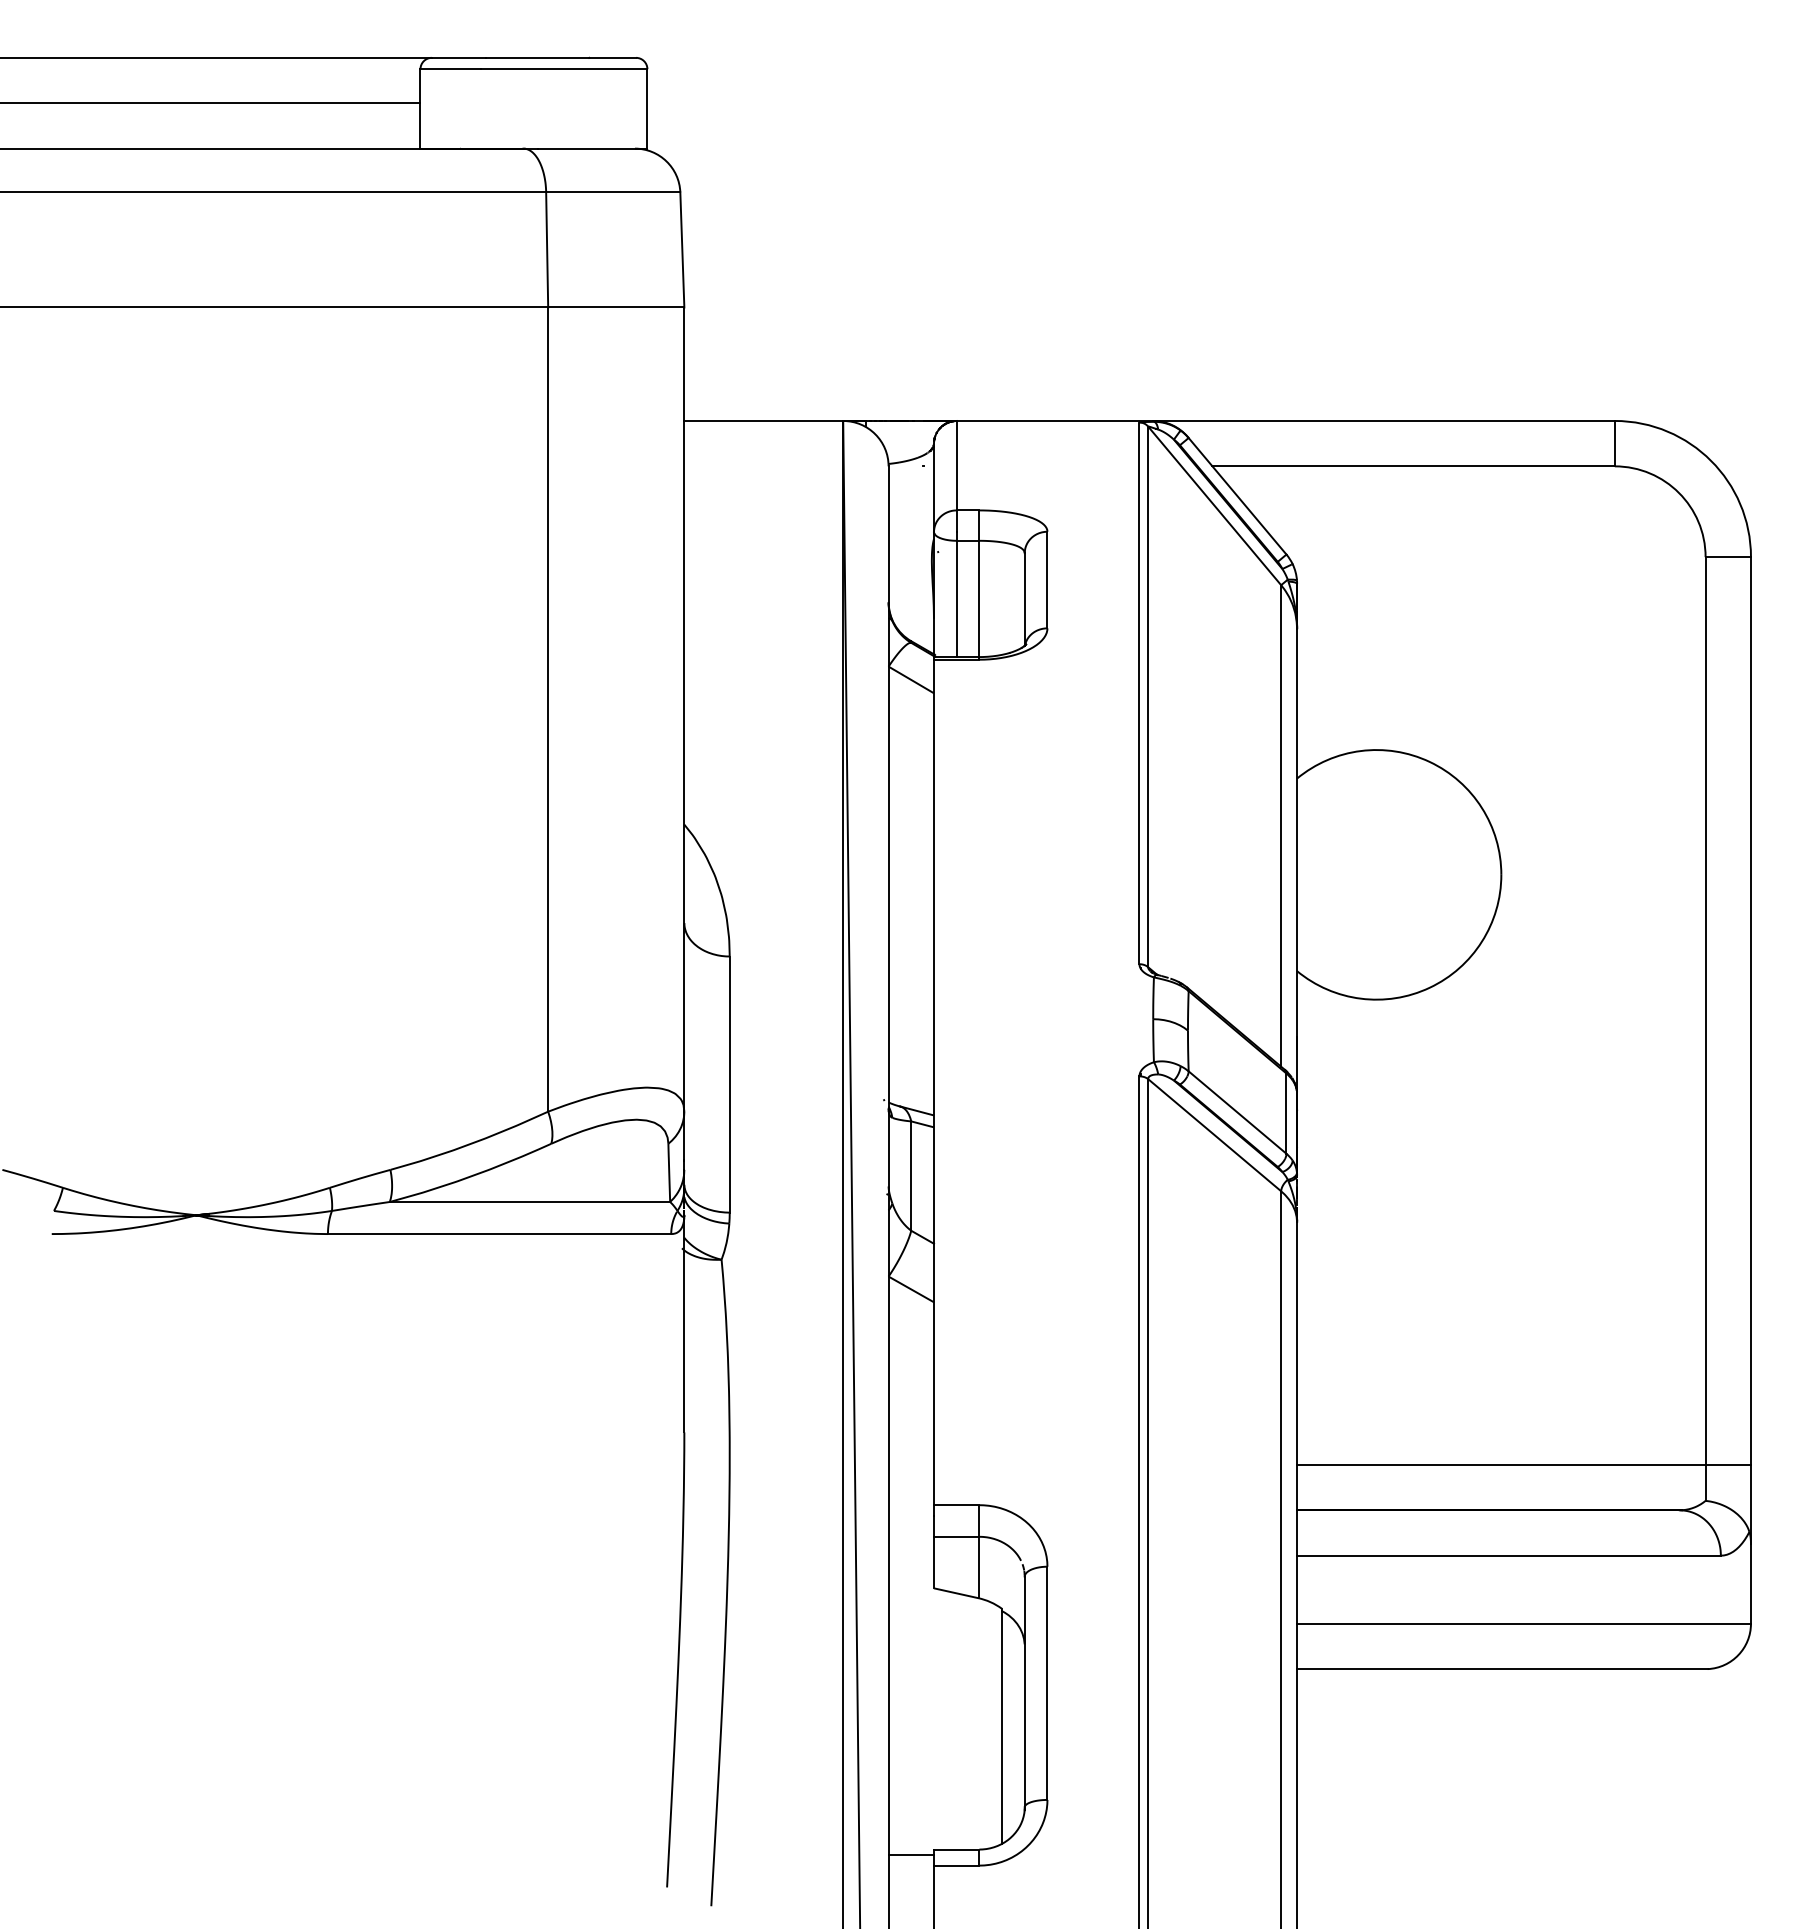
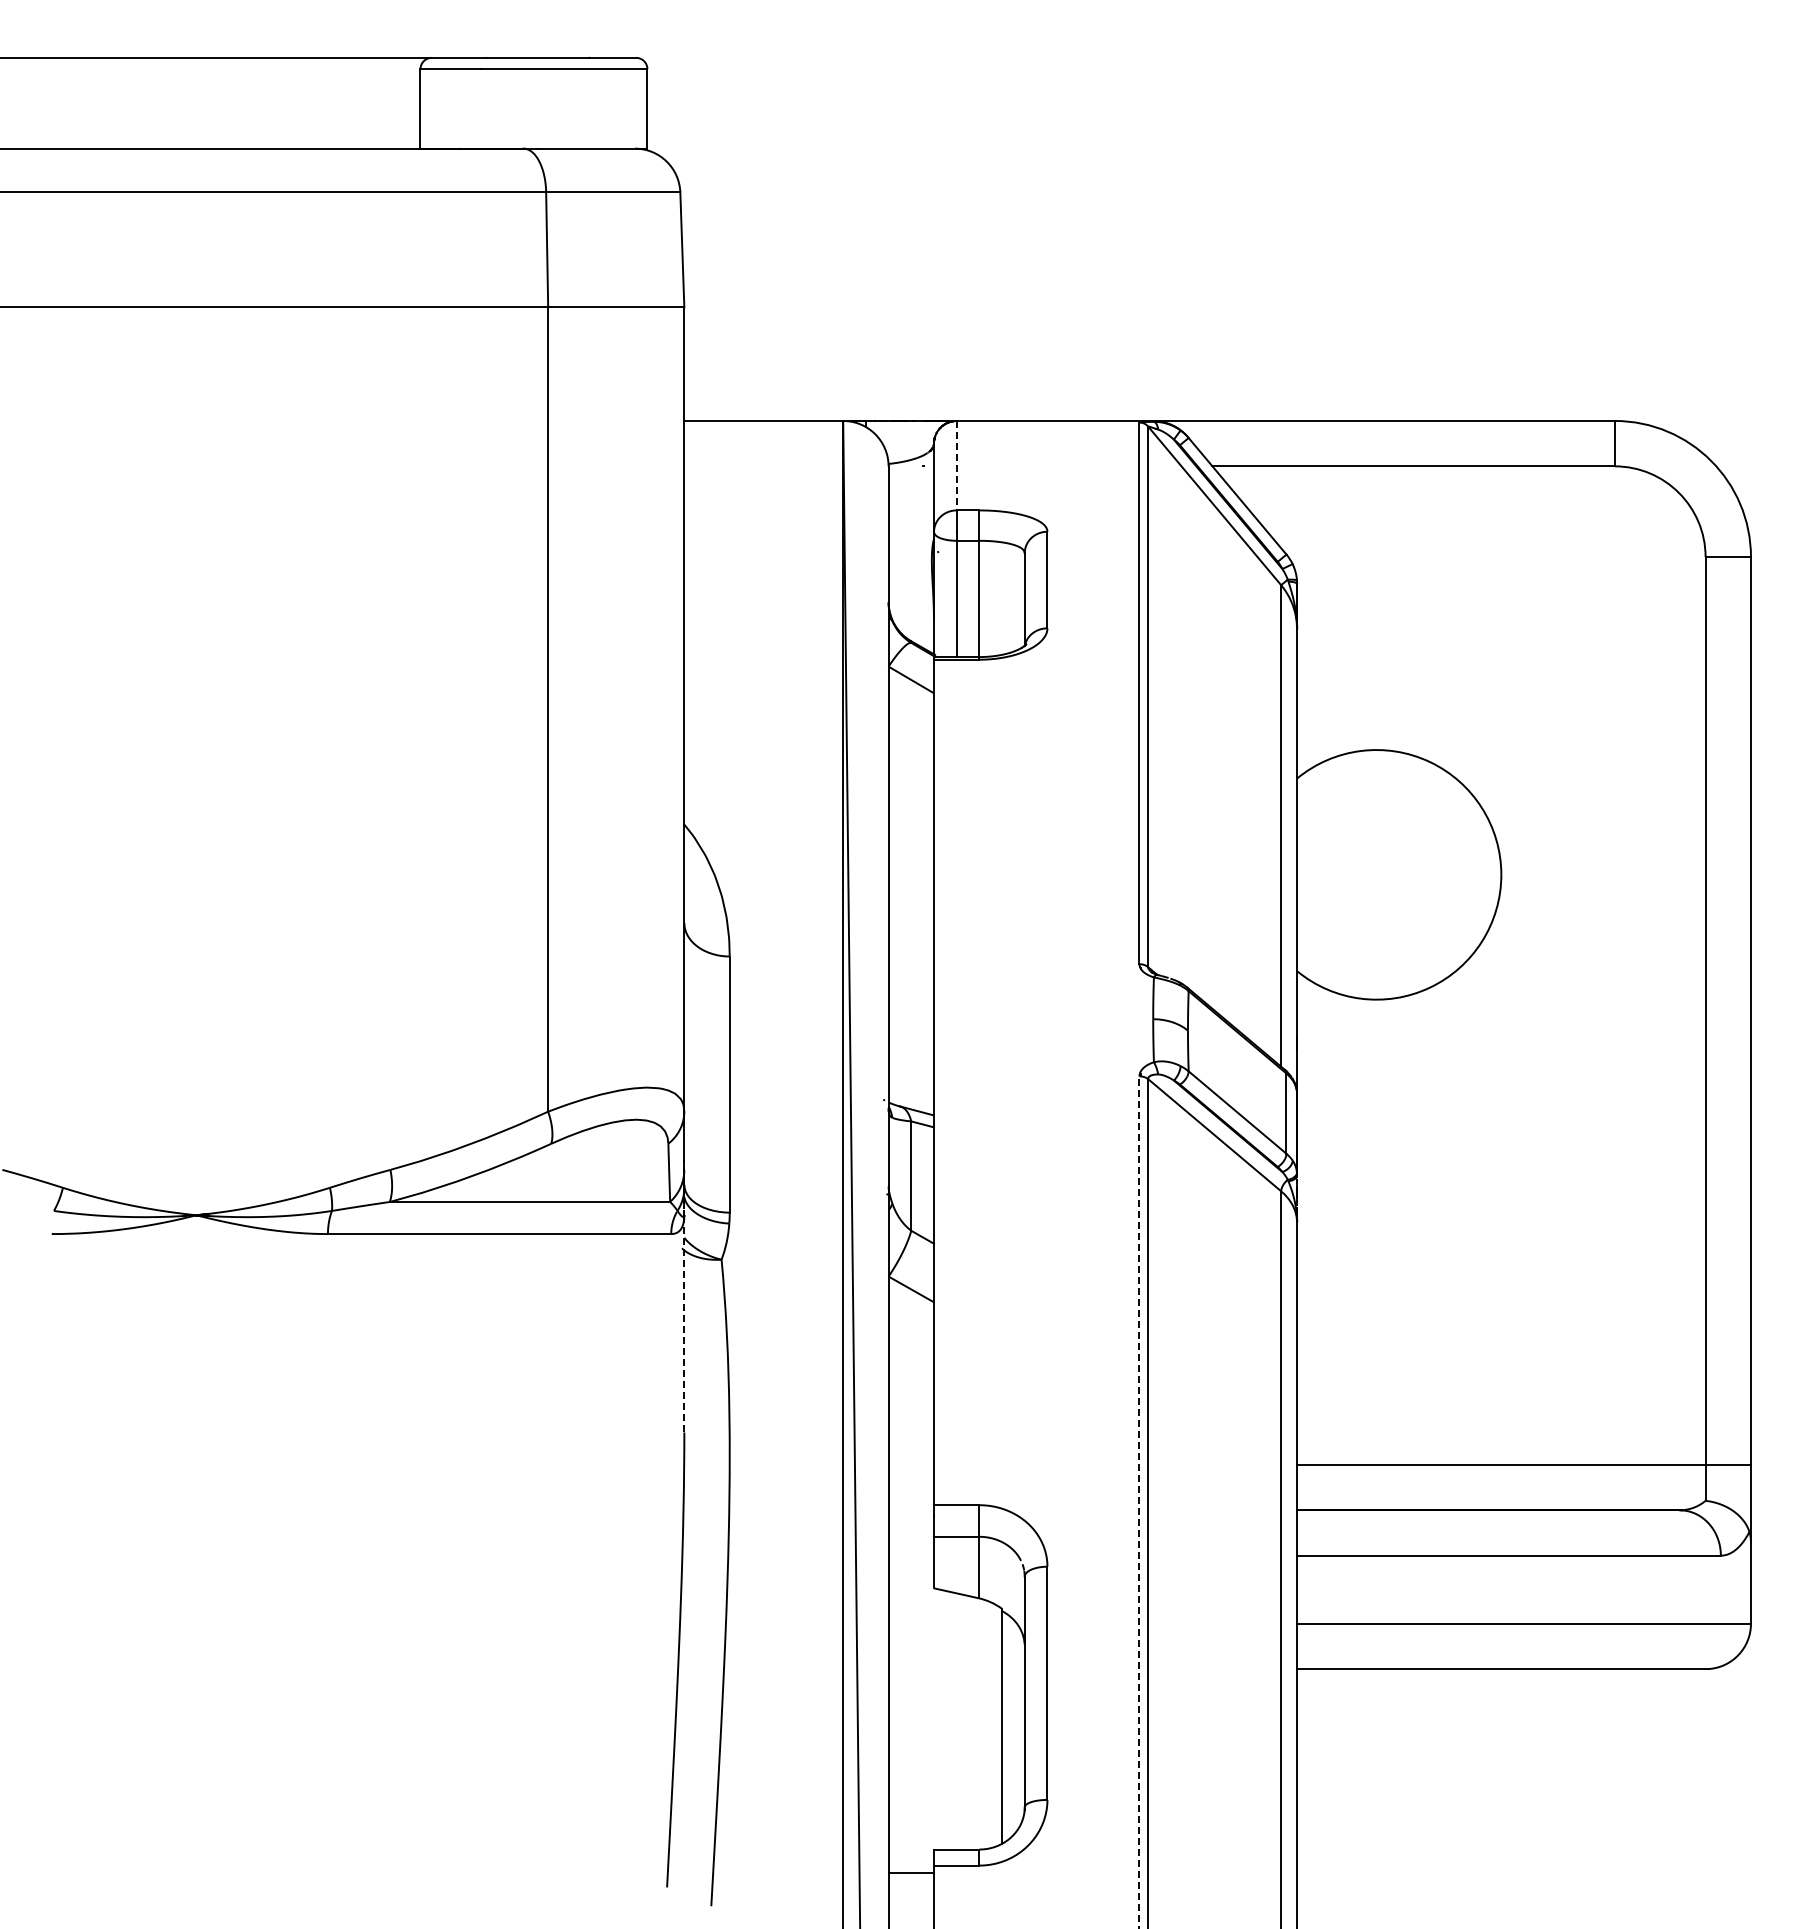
line: present -> none (211, 103)
line: solid -> dashed (956, 465)
line: solid -> dashed (684, 1323)
line: solid -> dashed (1139, 1502)
line position: (910, 1854) -> (910, 1872) (910, 1872)
